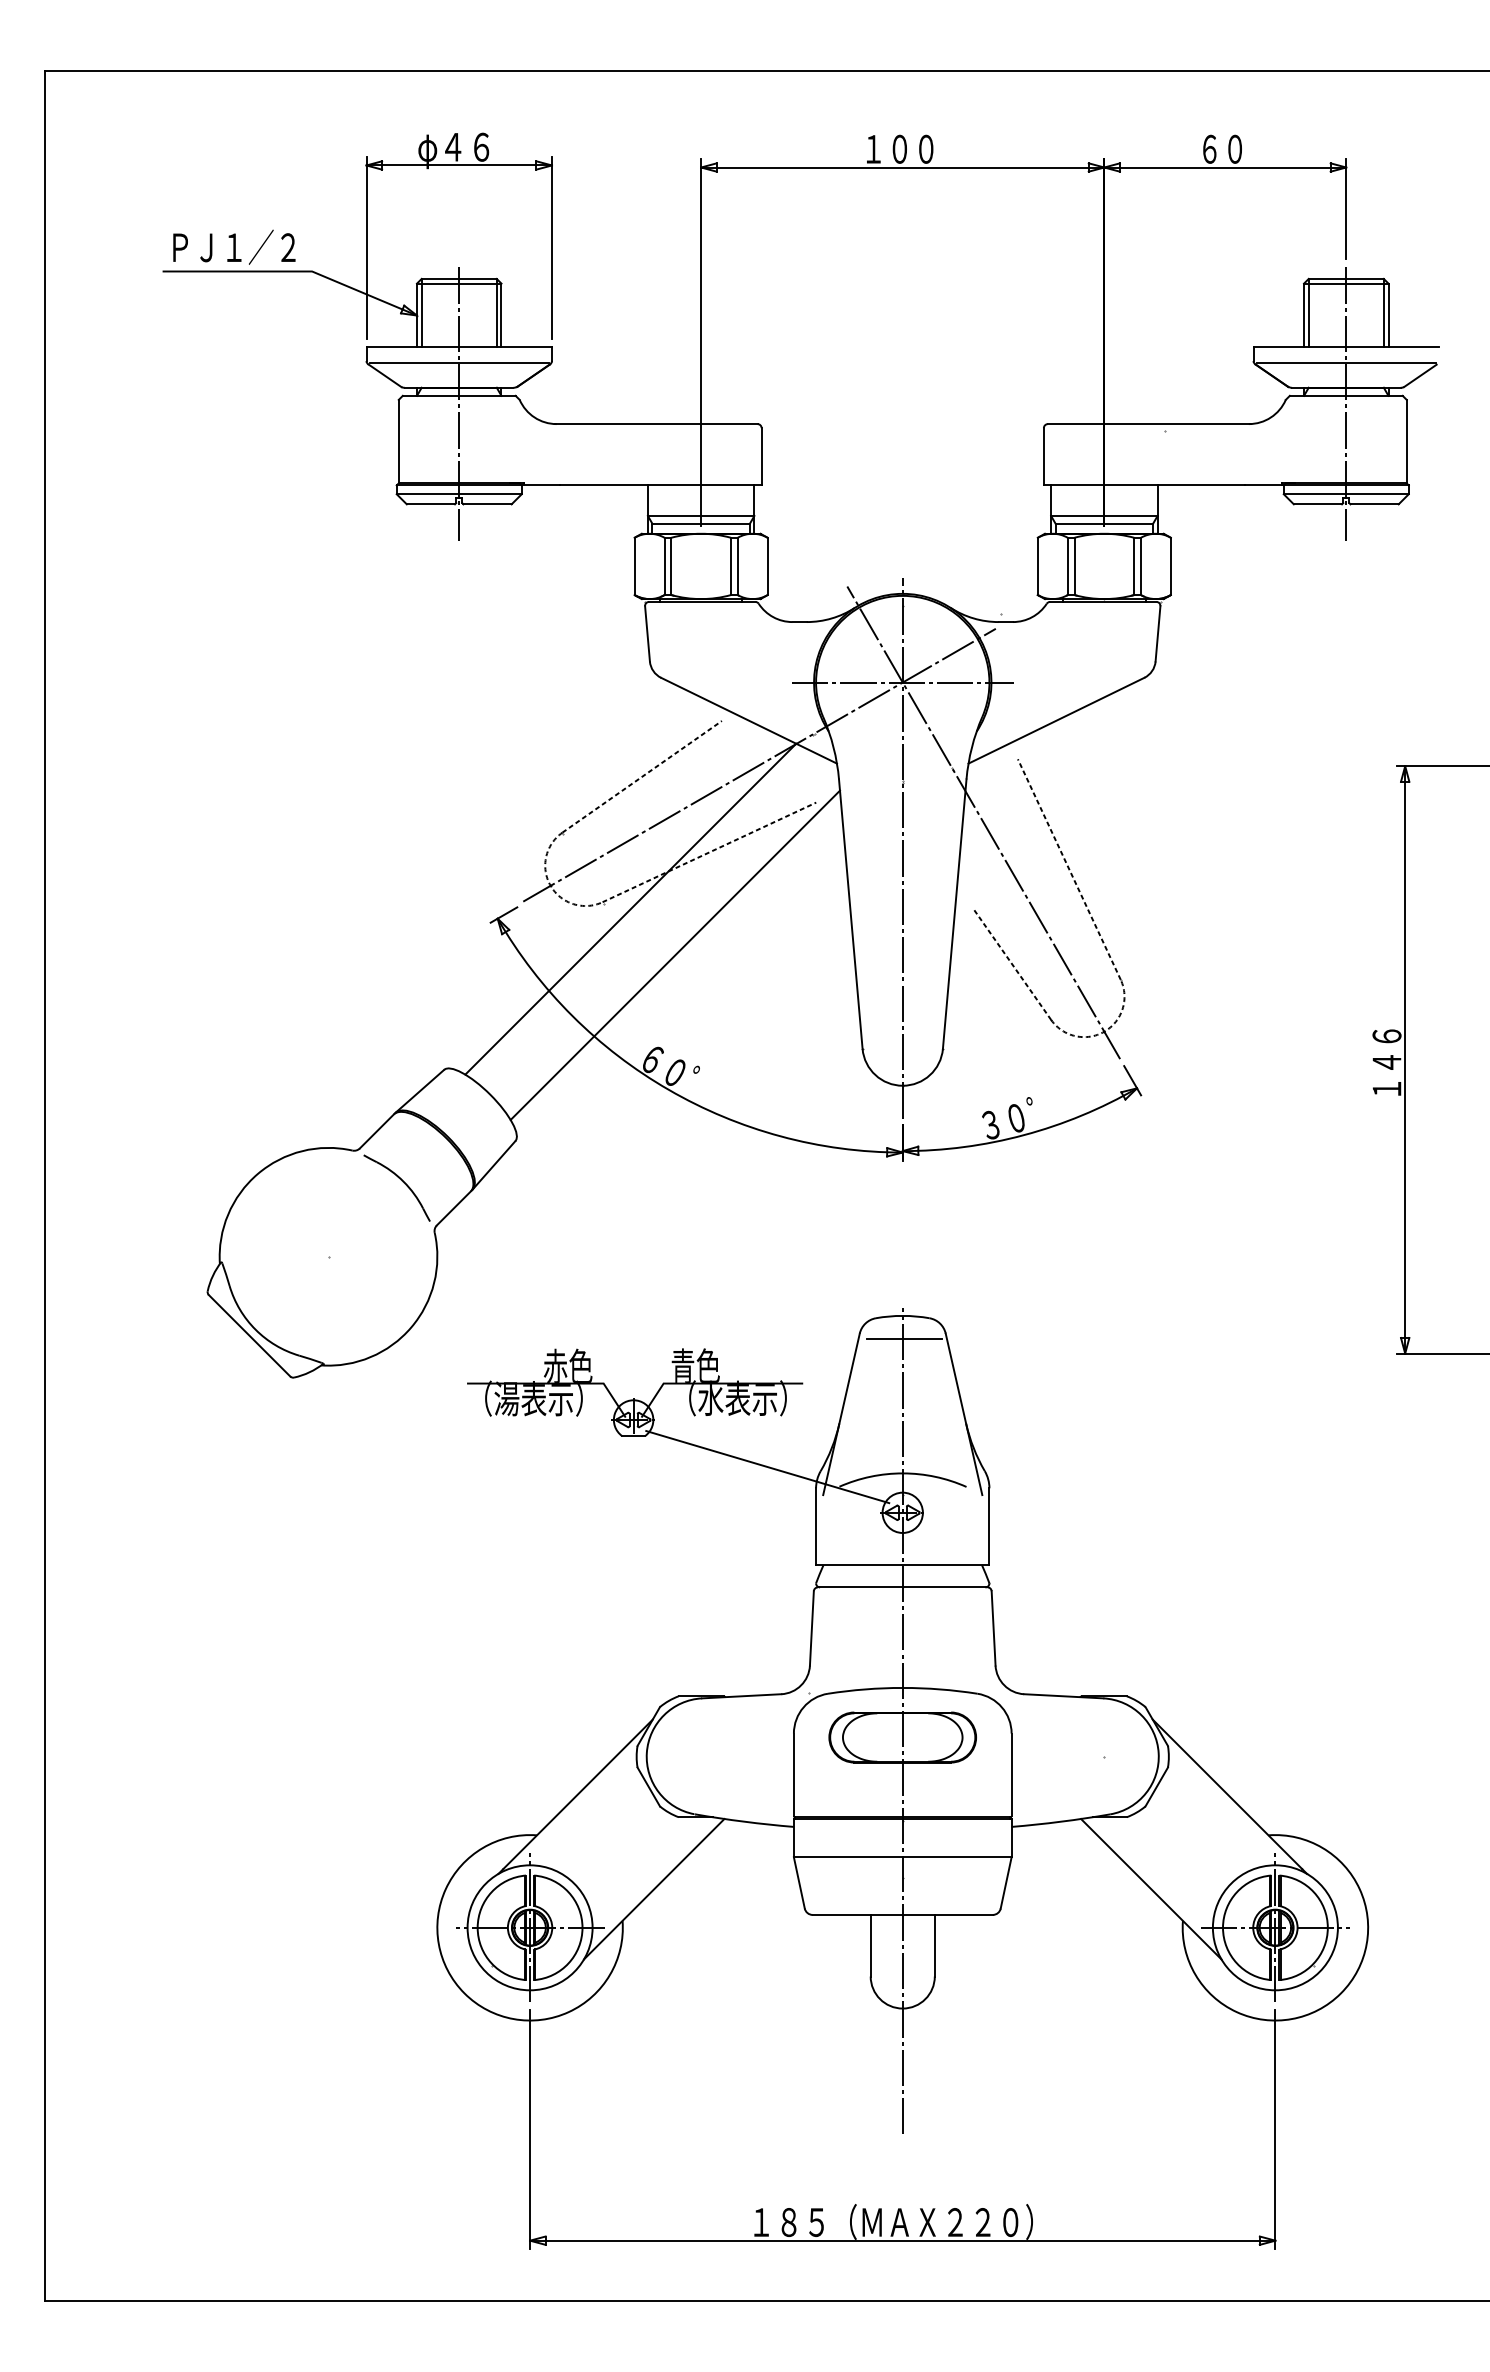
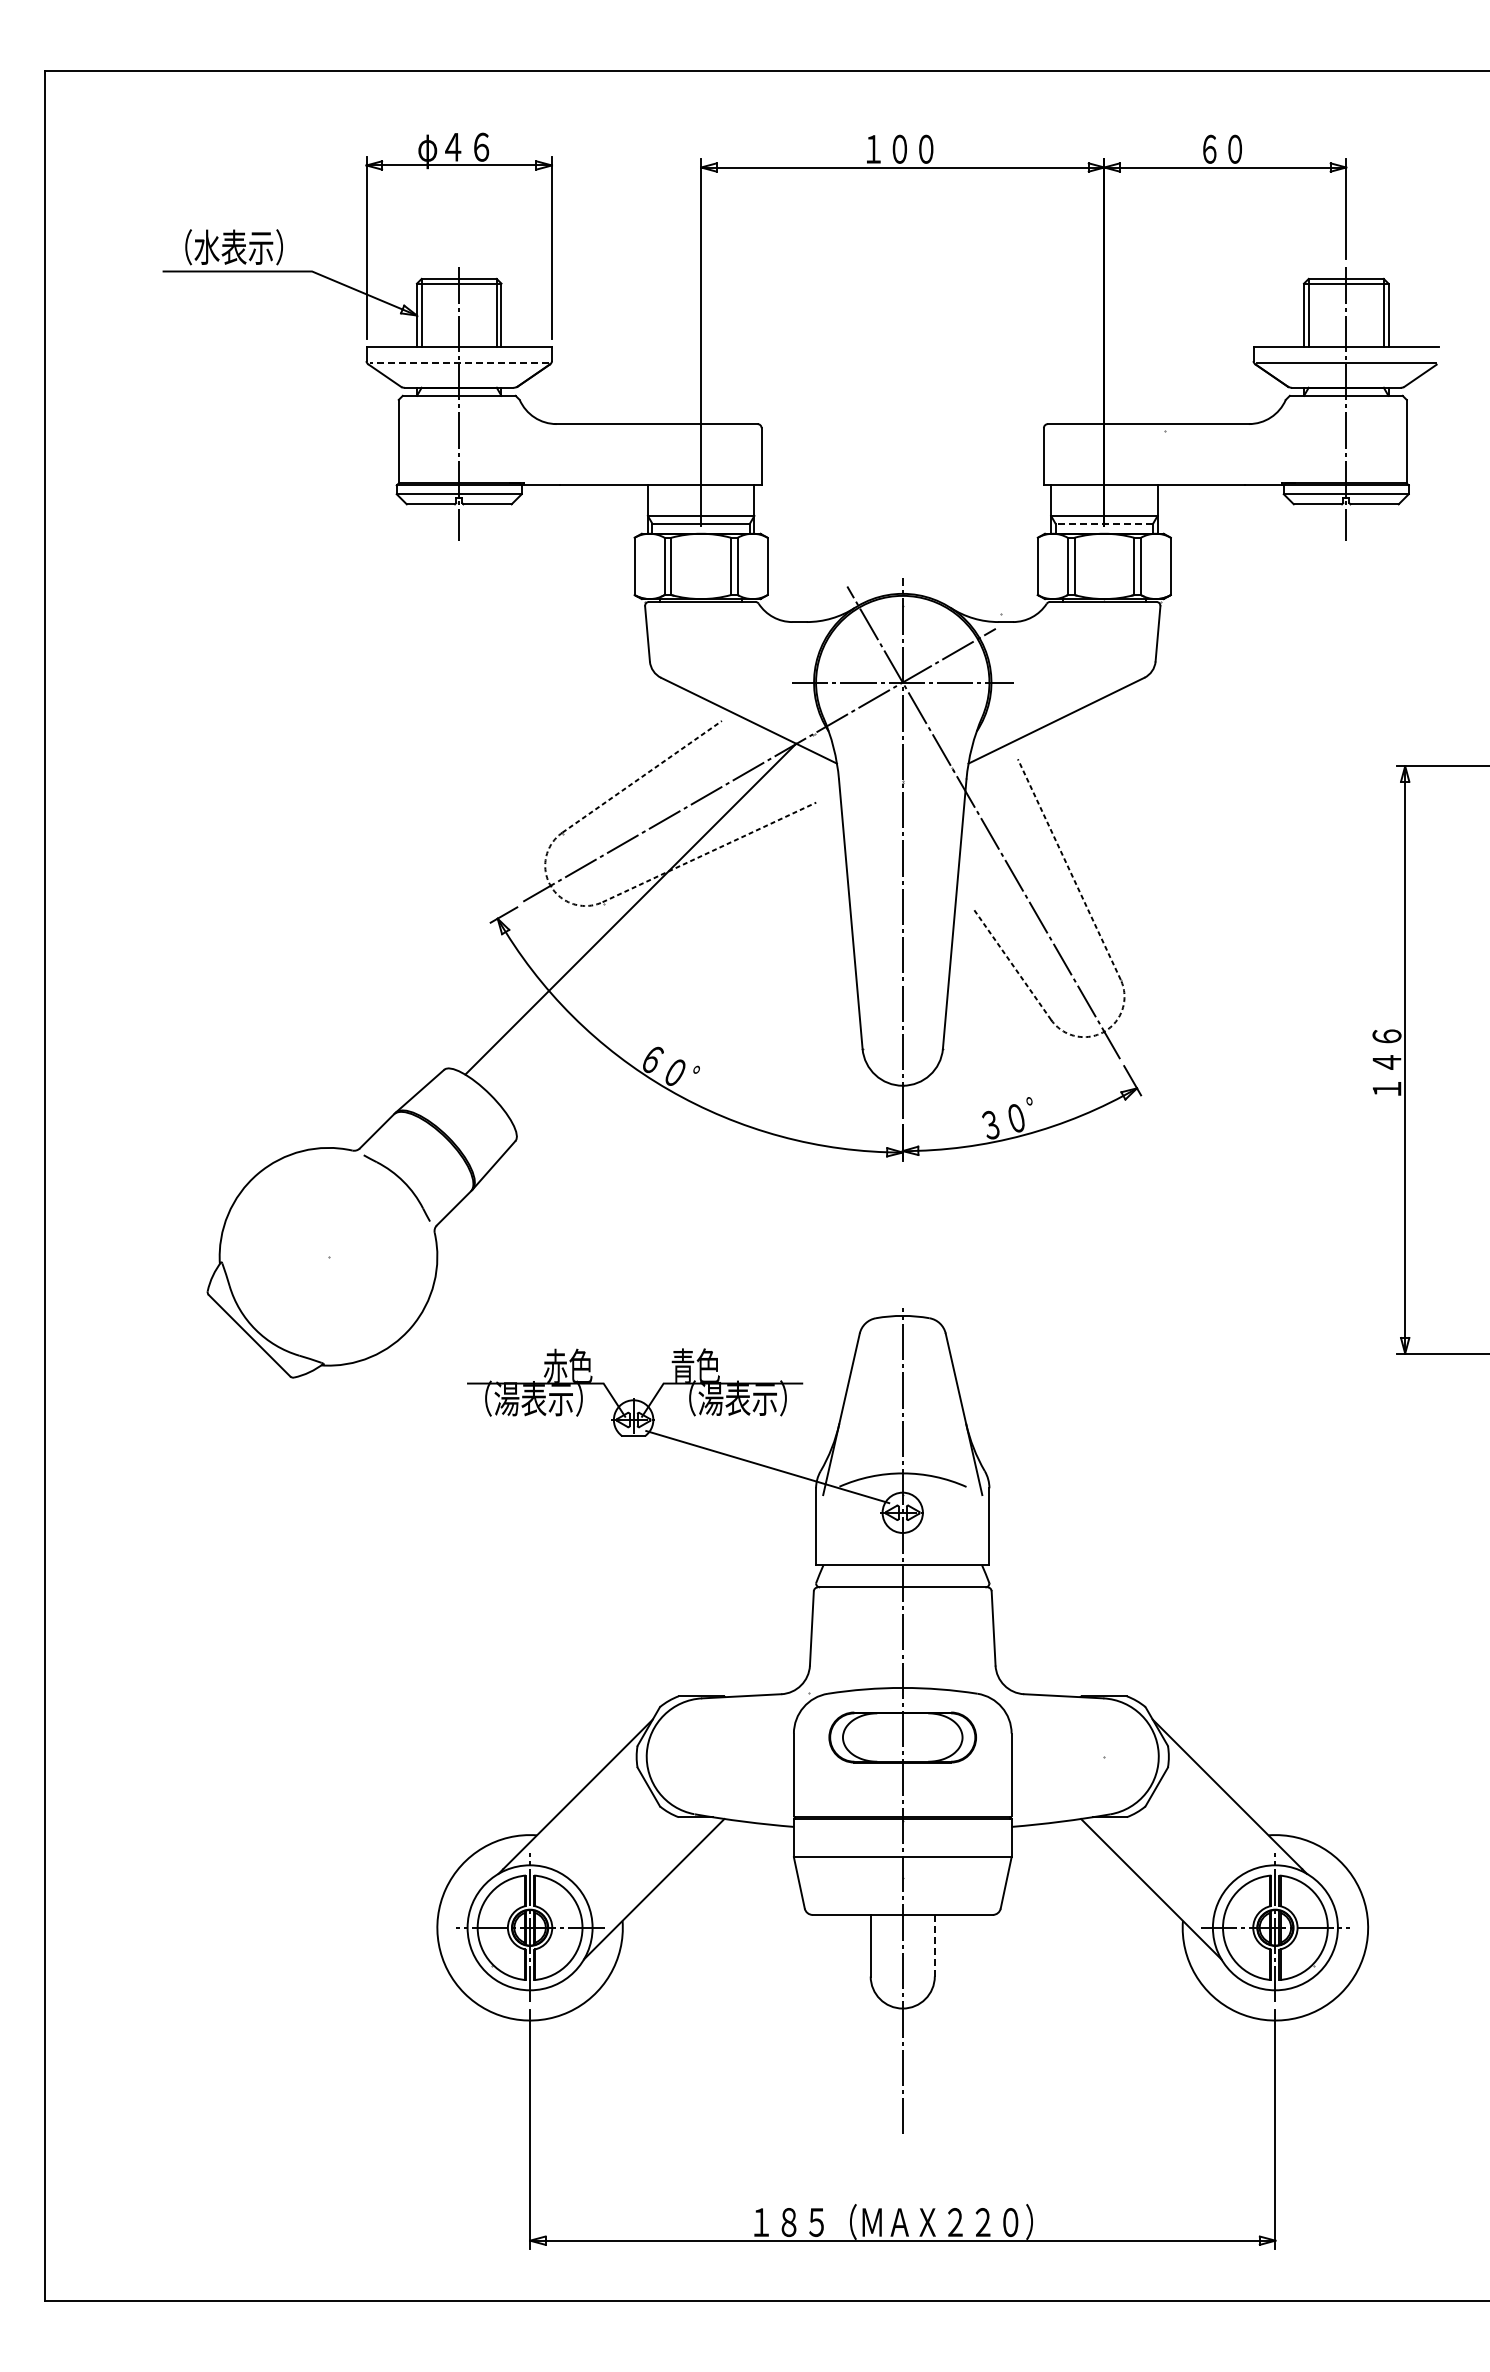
text: ＰＪ１／２ -> （水表示） (234, 247)
line: solid -> dashed (459, 363)
line: solid -> dashed (1104, 523)
line: present -> none (674, 954)
line: present -> none (904, 1339)
text: （水表示） -> （湯表示） (710, 1397)
line: solid -> dashed (934, 1945)
